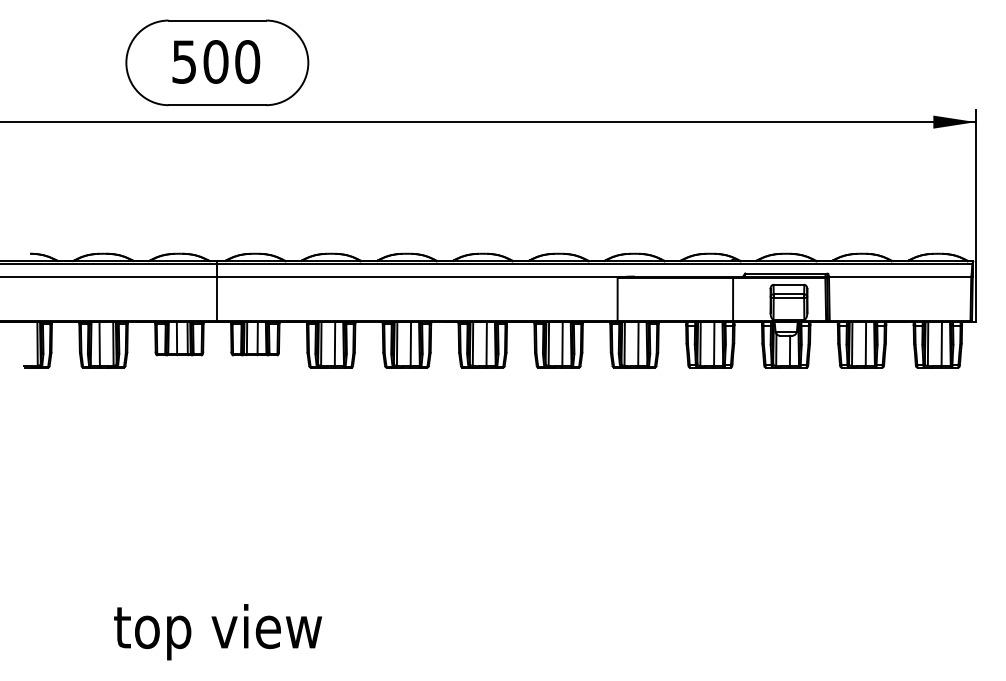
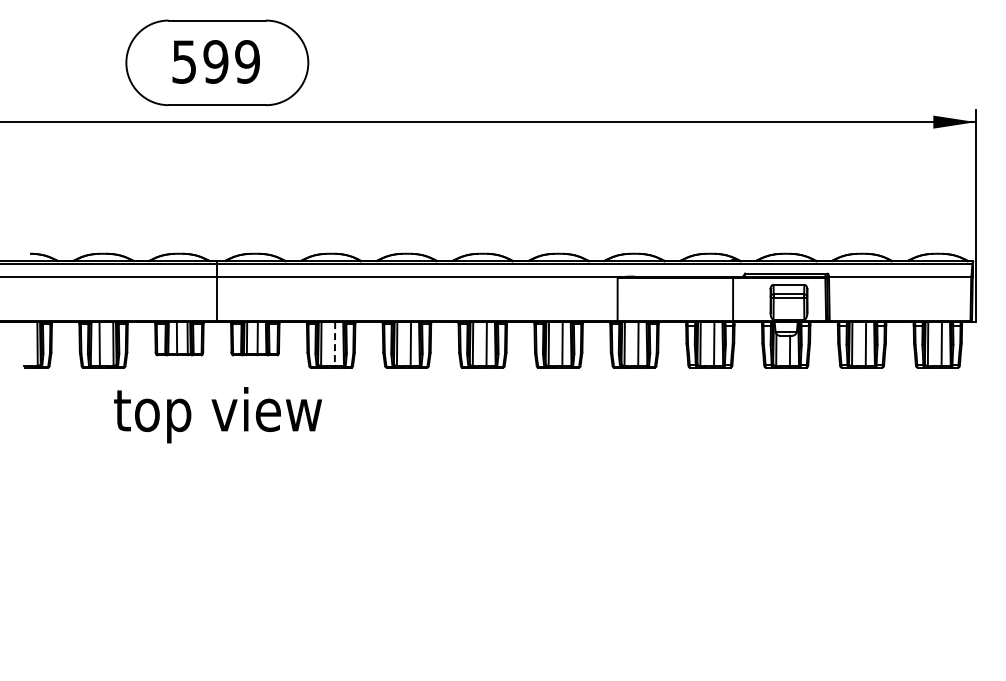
text: 500 -> 599 (231, 61)
line: solid -> dashed (335, 344)
text position: (217, 632) -> (217, 415) (217, 415)
